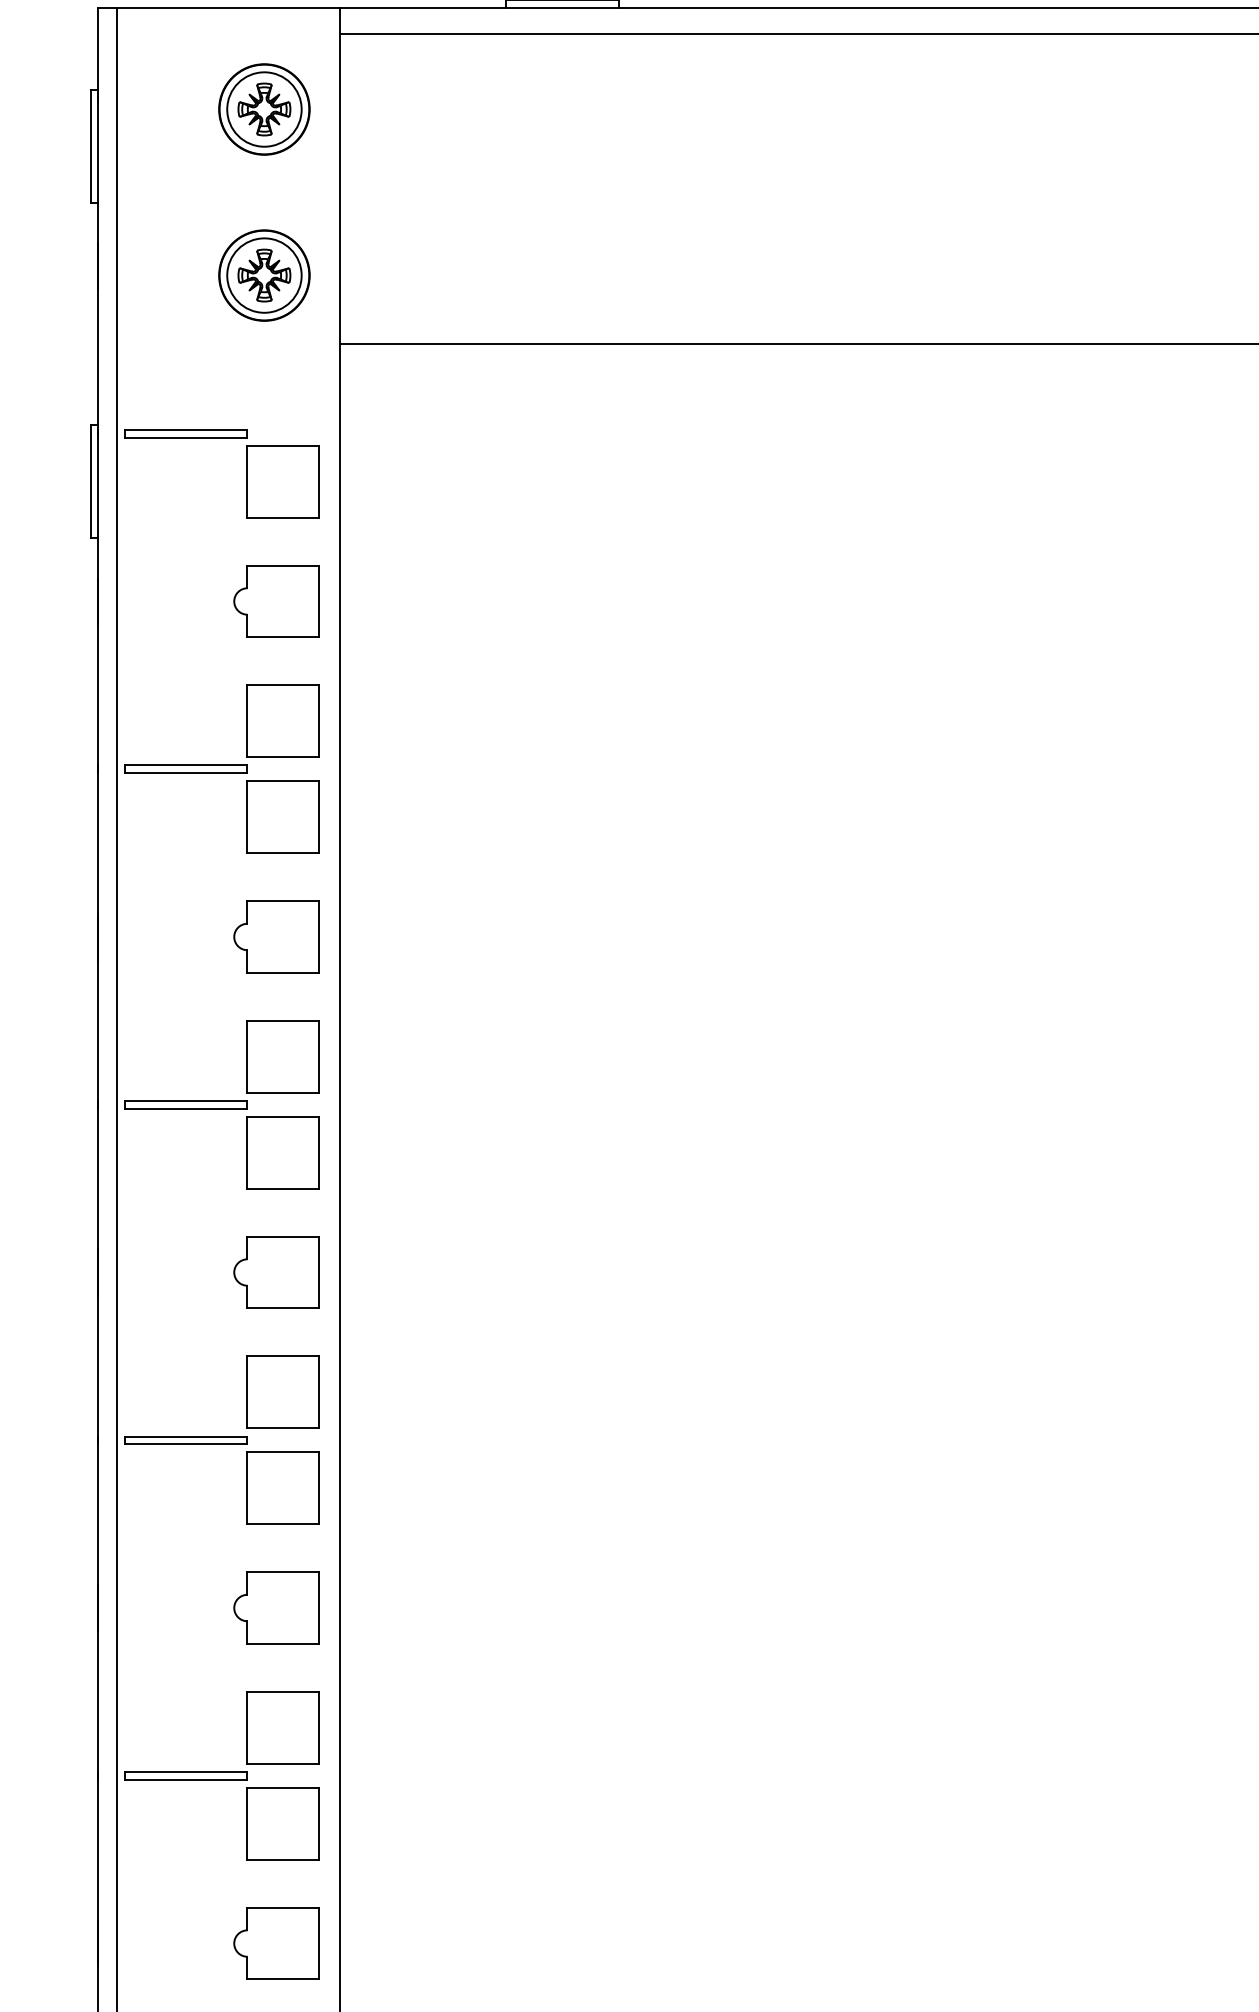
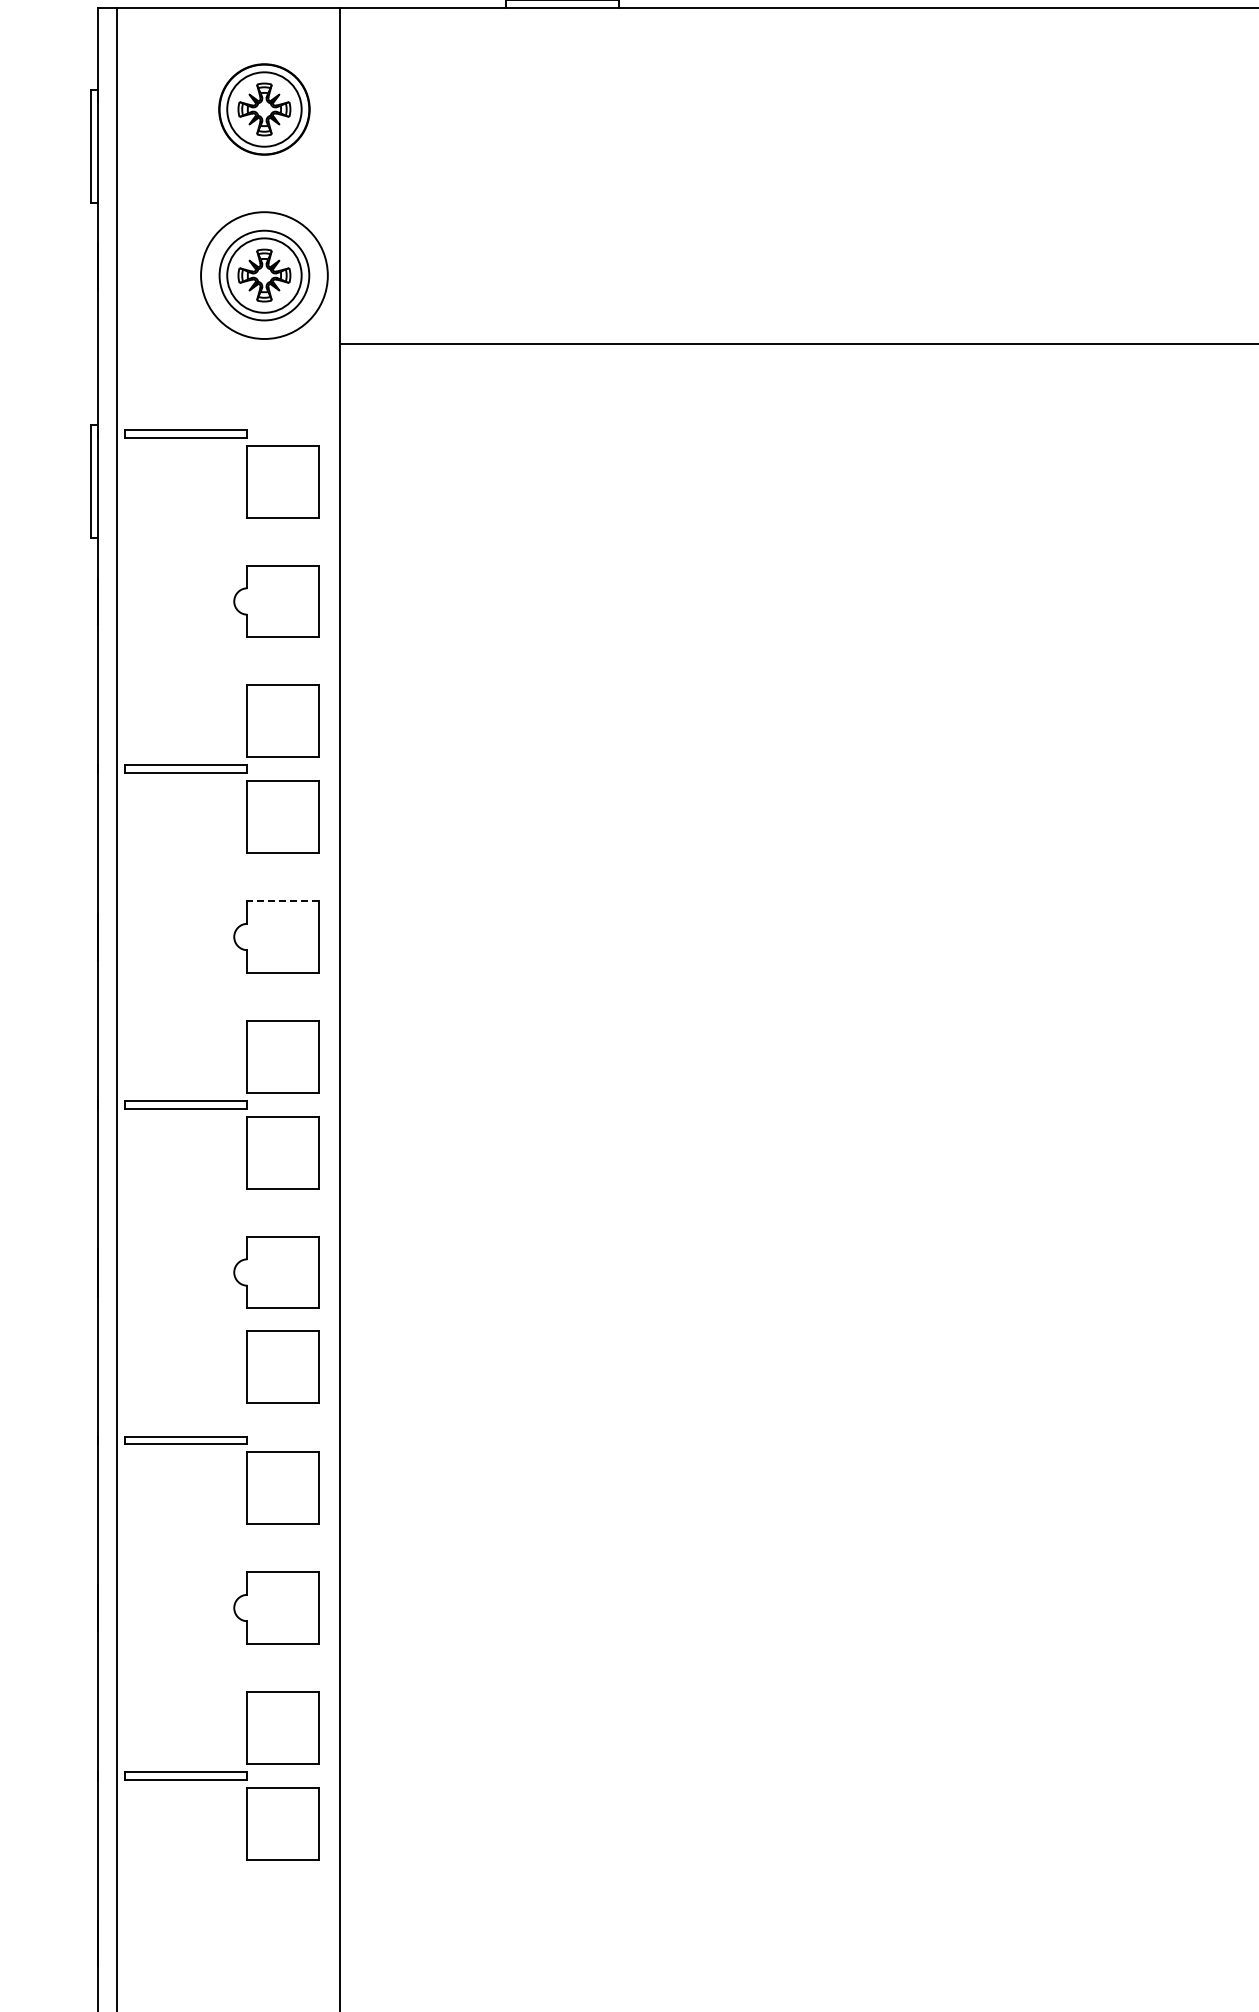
line: present -> none (797, 34)
circle diameter: 91 px -> 127 px (264, 275)
line: solid -> dashed (283, 901)
part position: (282, 1391) -> (282, 1366) (282, 1366)
part: present -> none (276, 1943)
